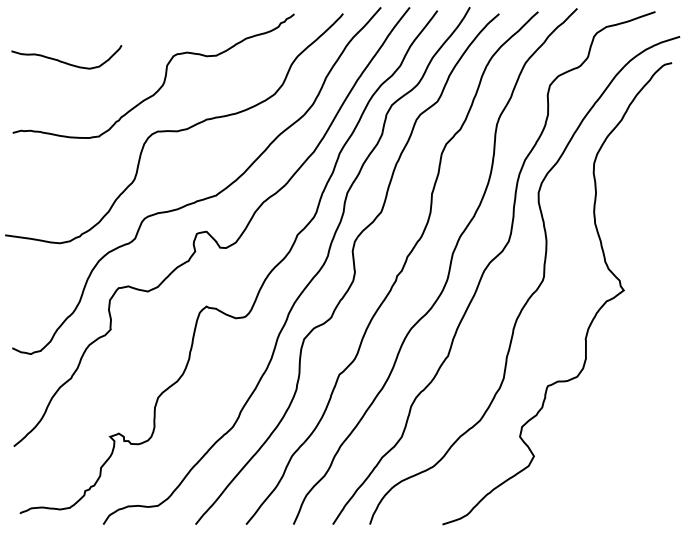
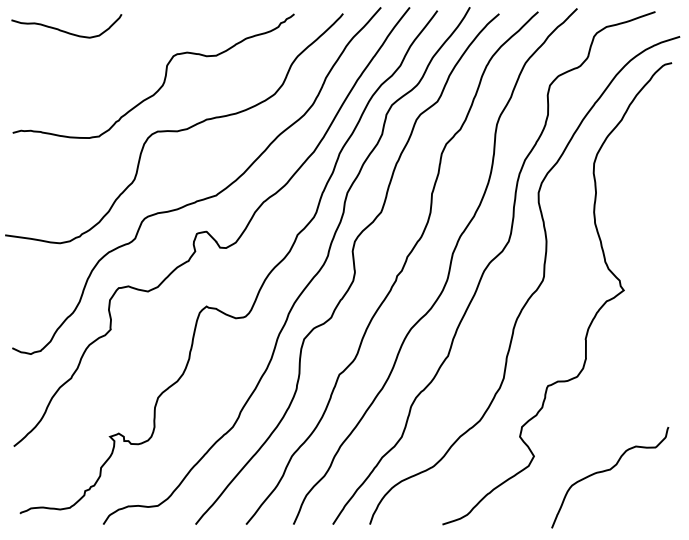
curve position: (64, 61) -> (64, 30) (64, 30)
curve: none -> present (607, 471)
